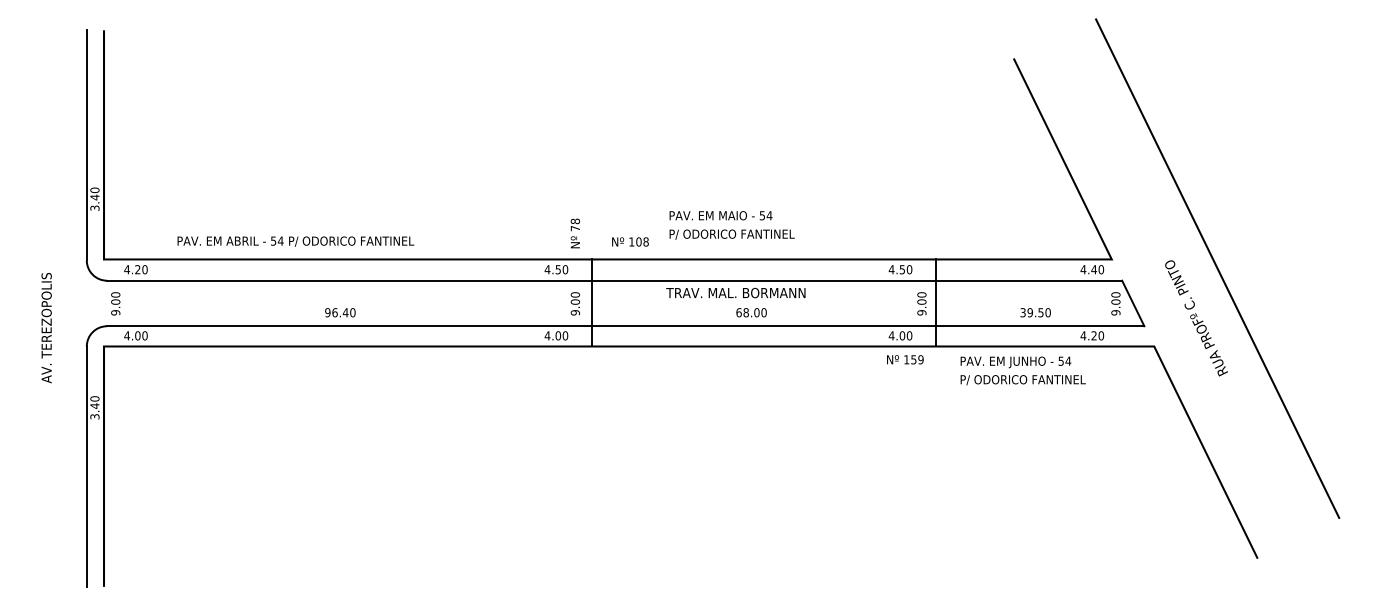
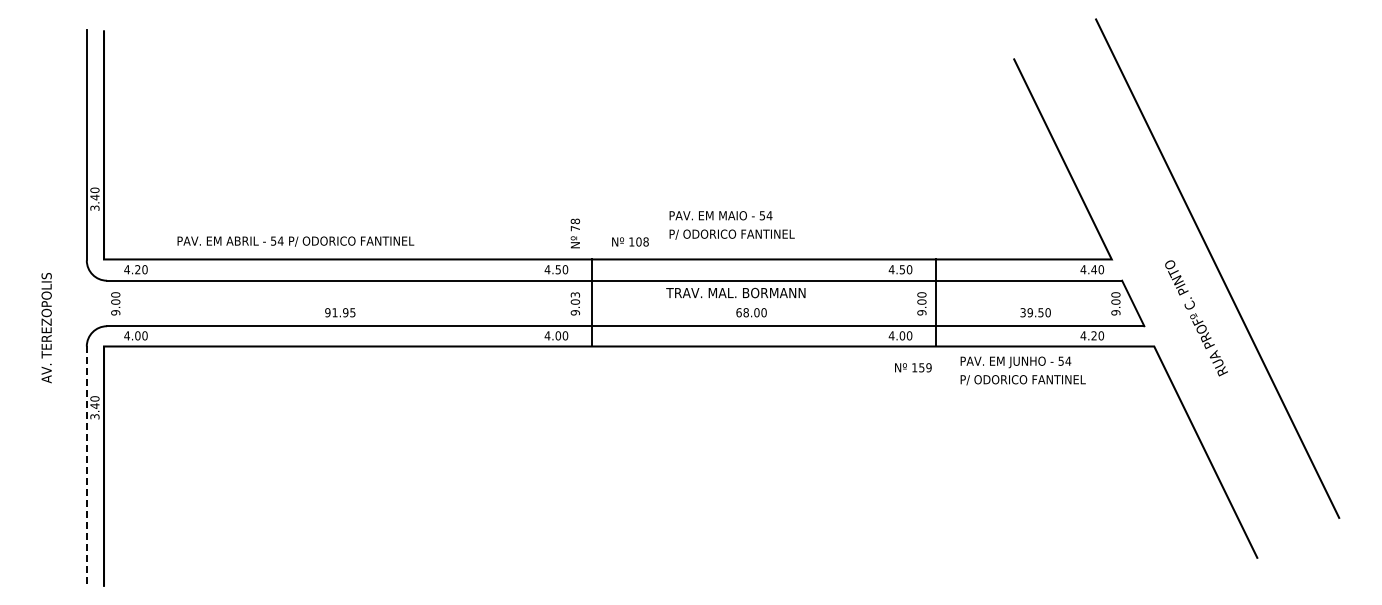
text: 9.00 -> 9.03 (574, 294)
text: 96.40 -> 91.95 (343, 312)
text position: (905, 359) -> (913, 367) (913, 367)
line: solid -> dashed (86, 467)
